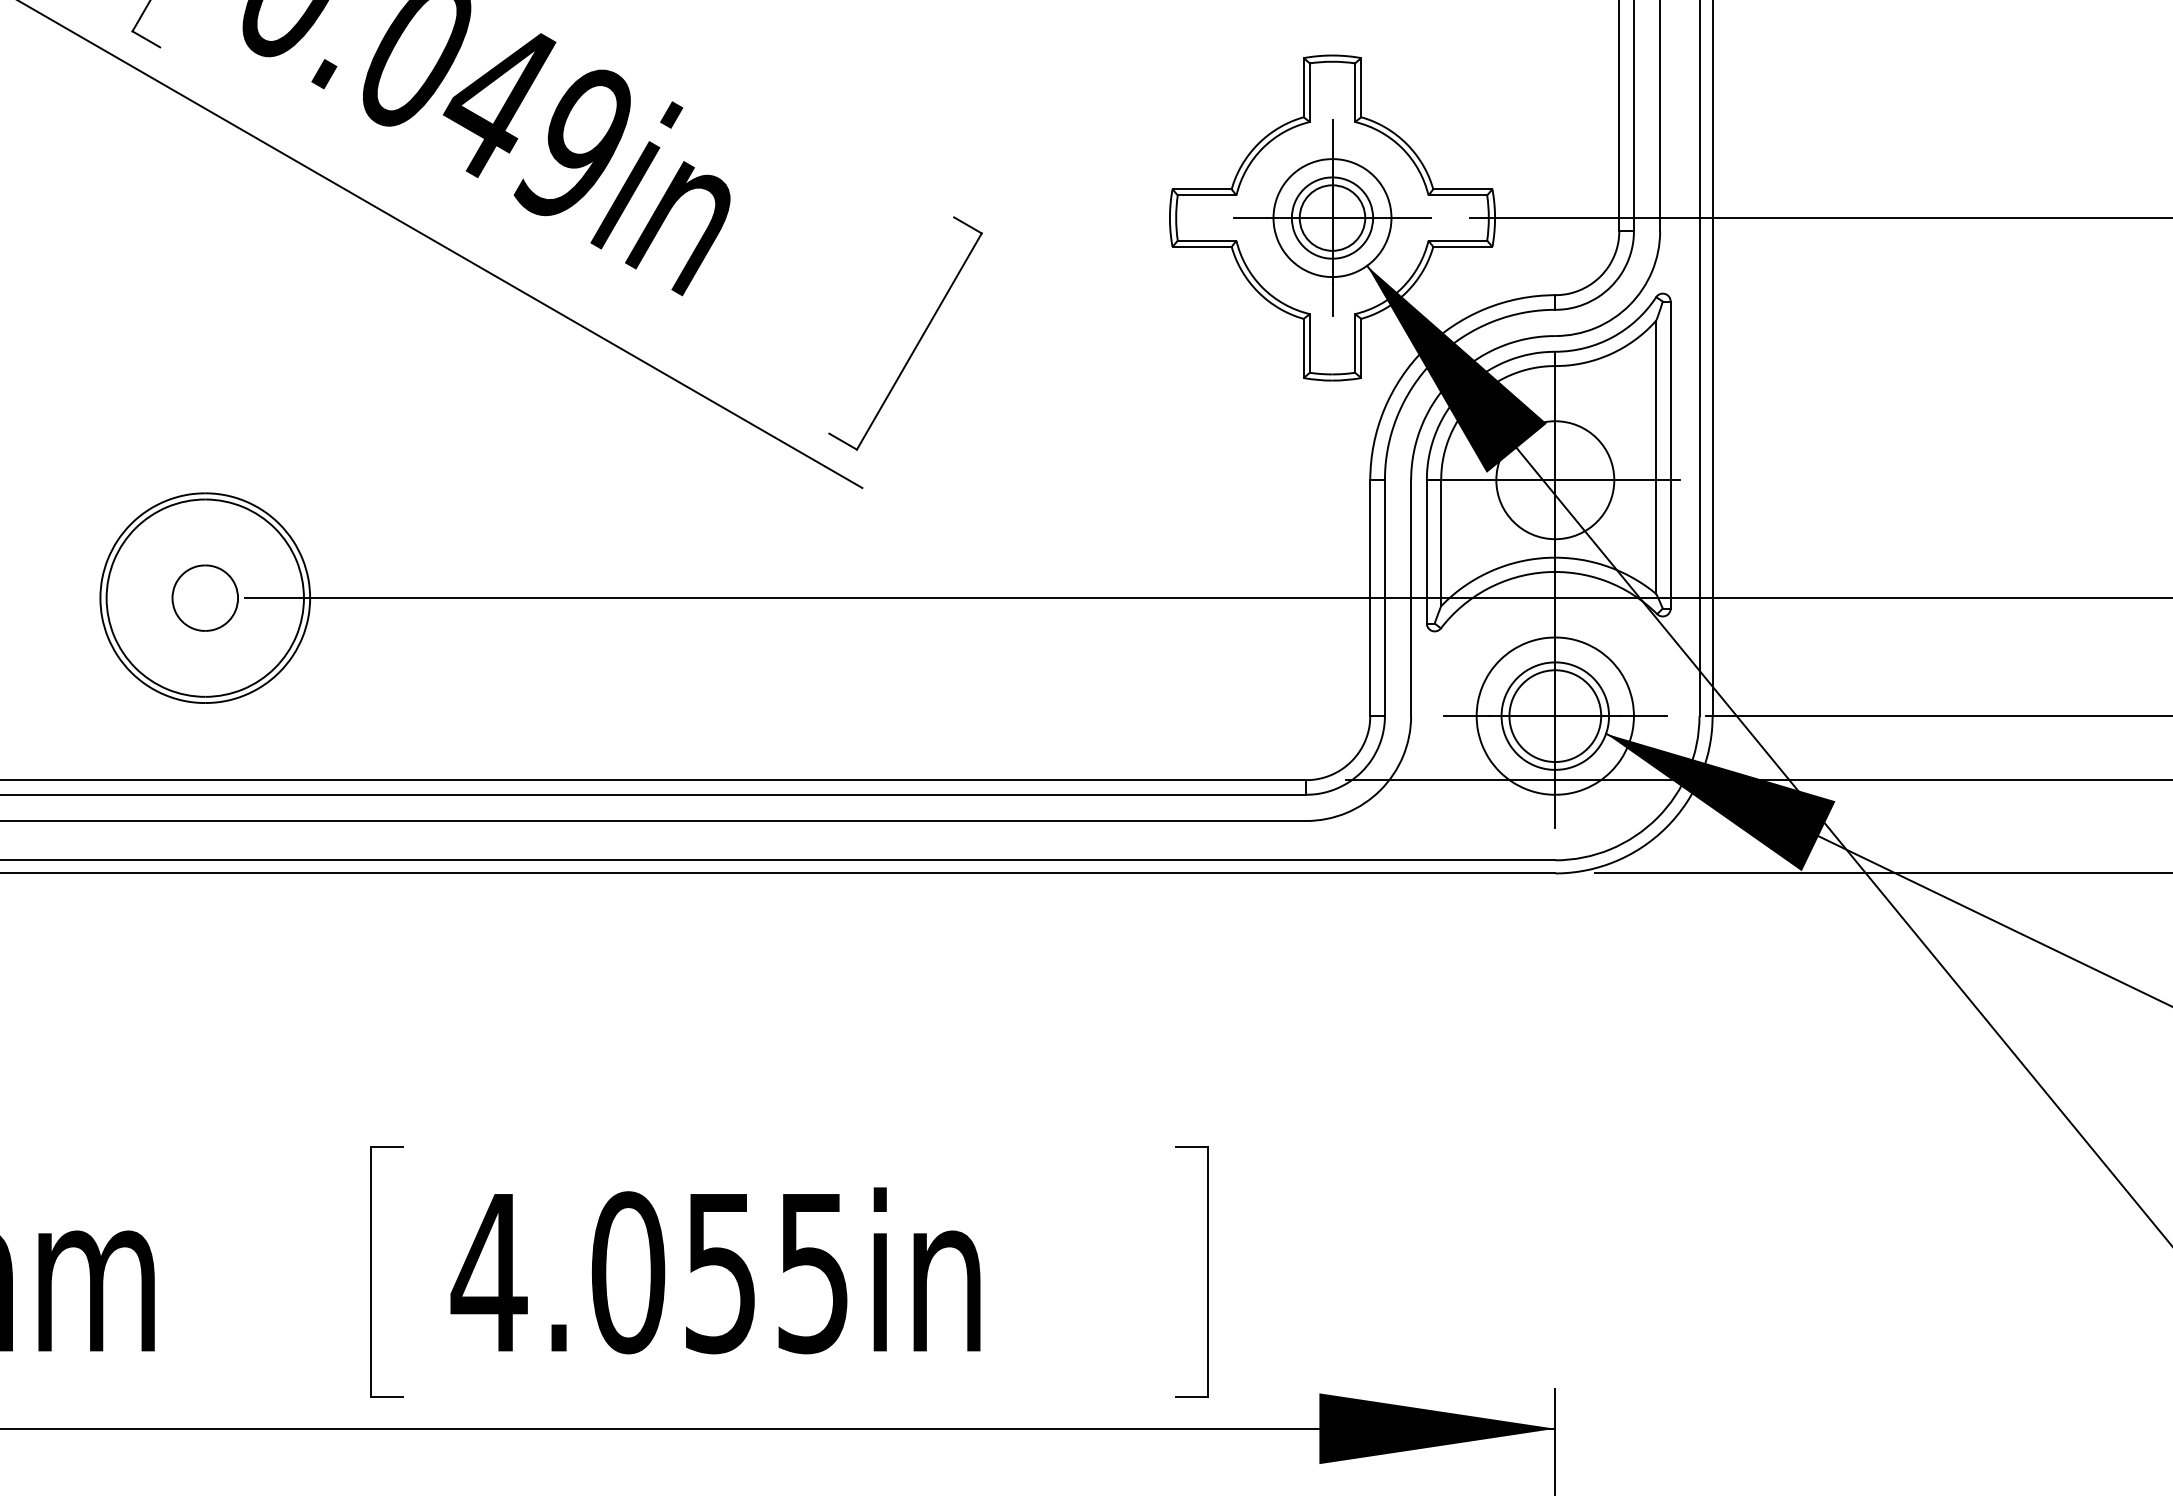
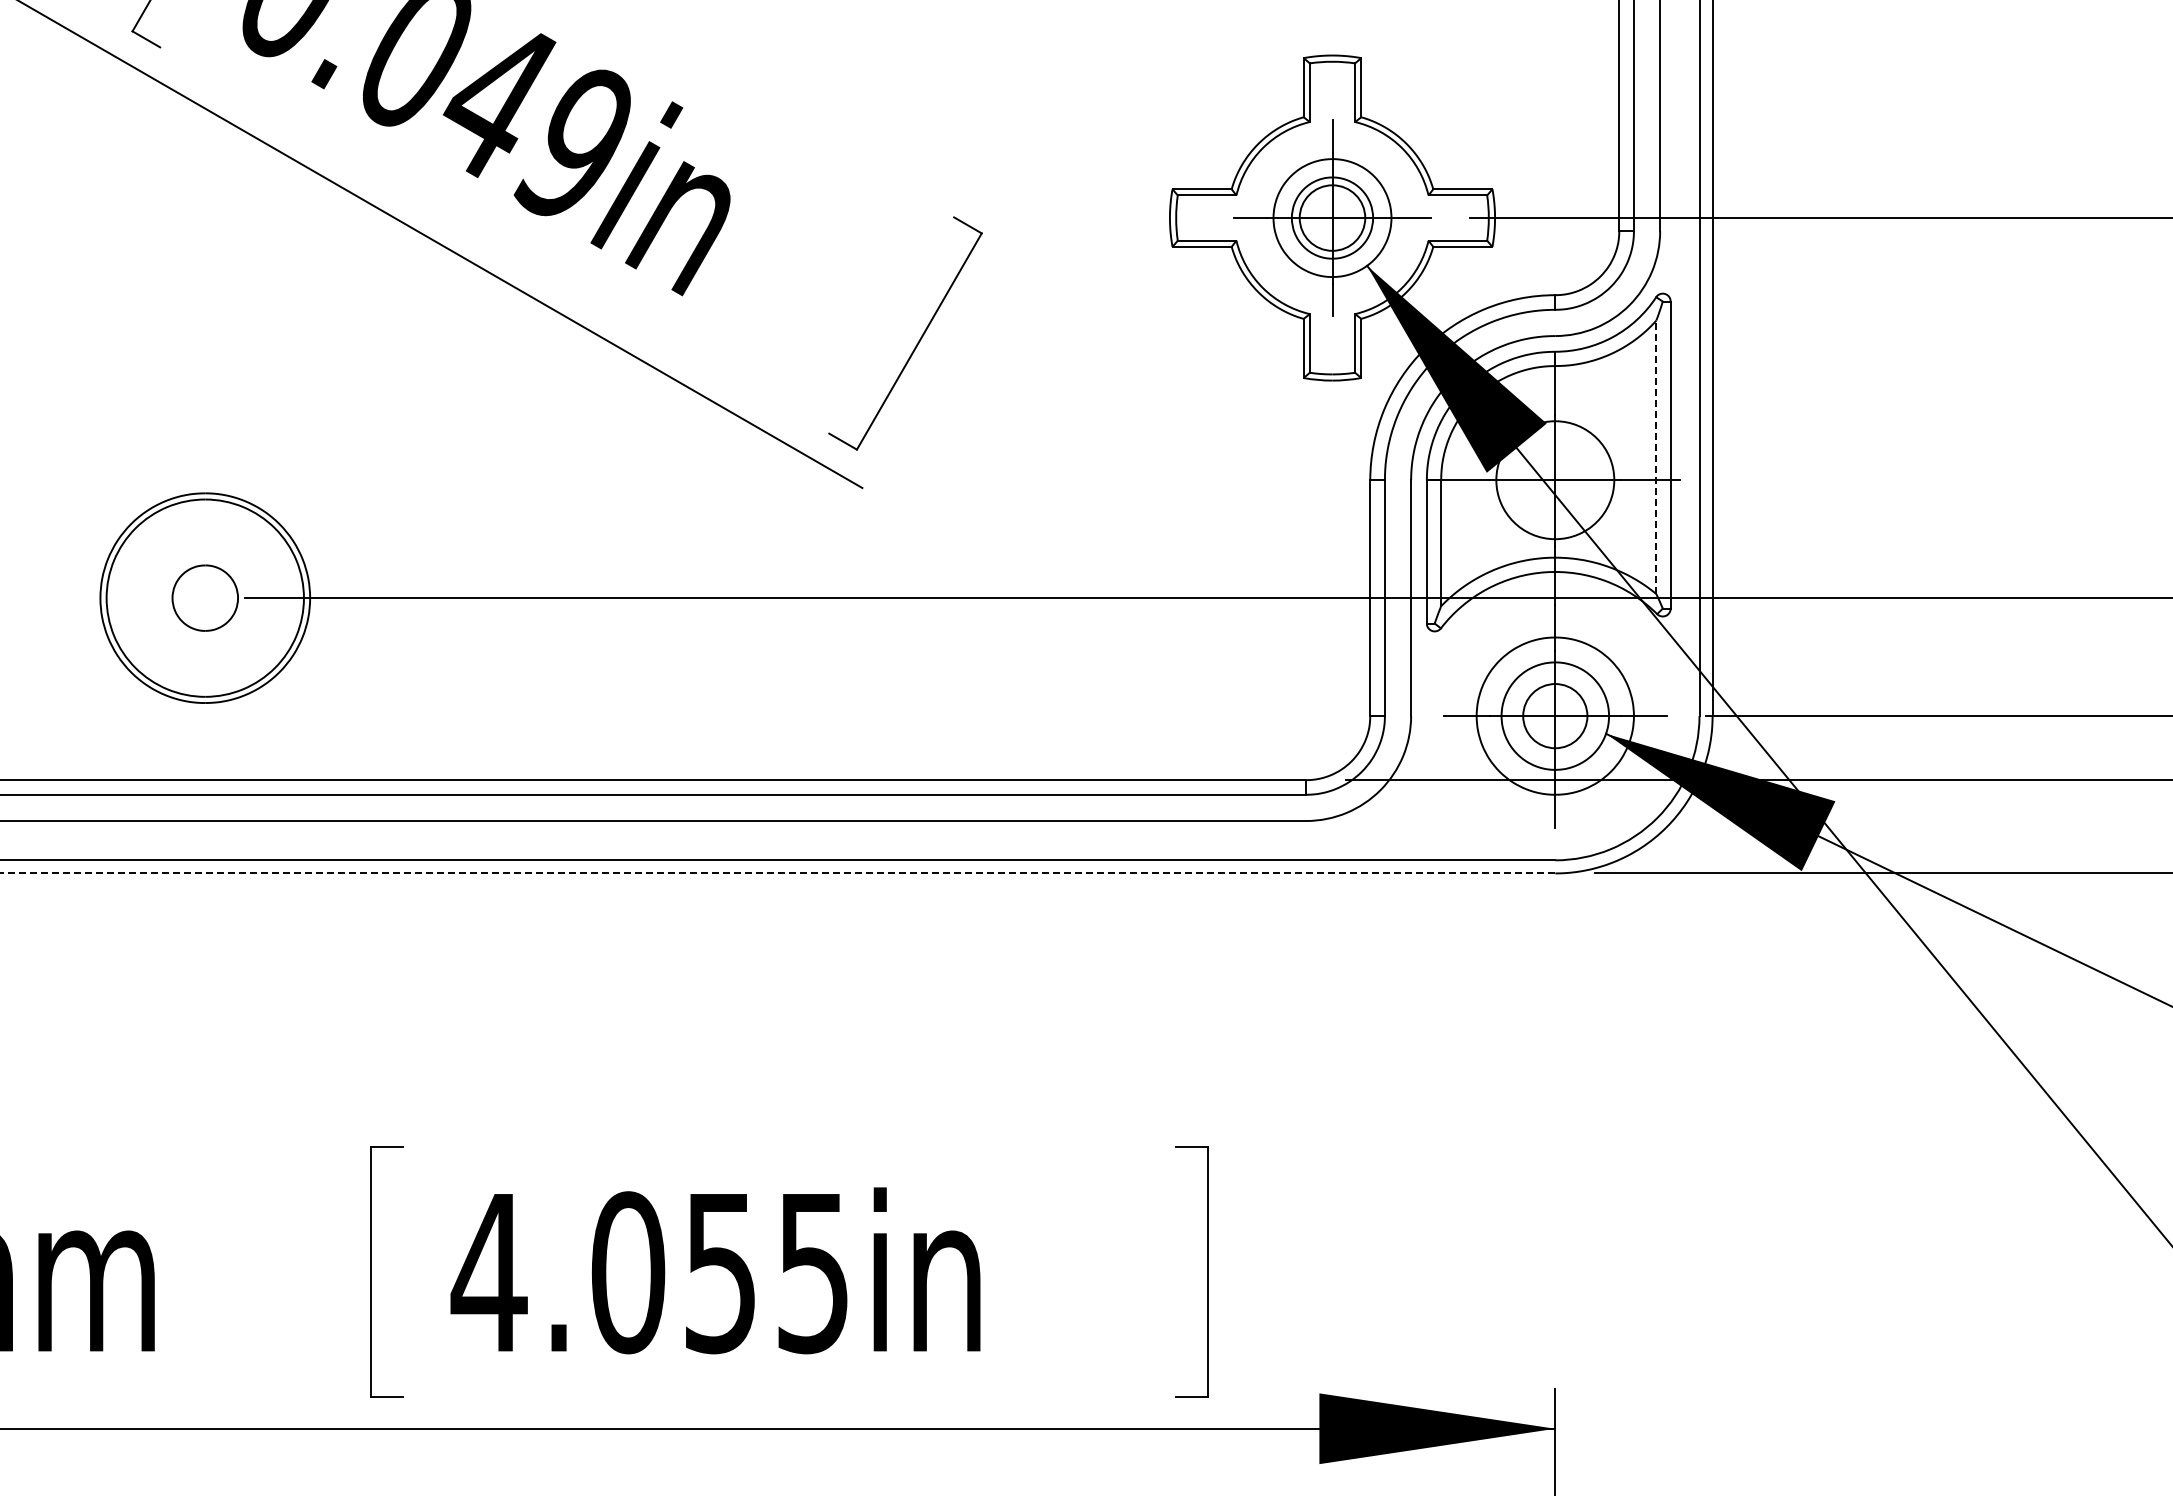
line: solid -> dashed (1656, 457)
circle diameter: 92 px -> 64 px (1555, 716)
line: solid -> dashed (777, 873)
